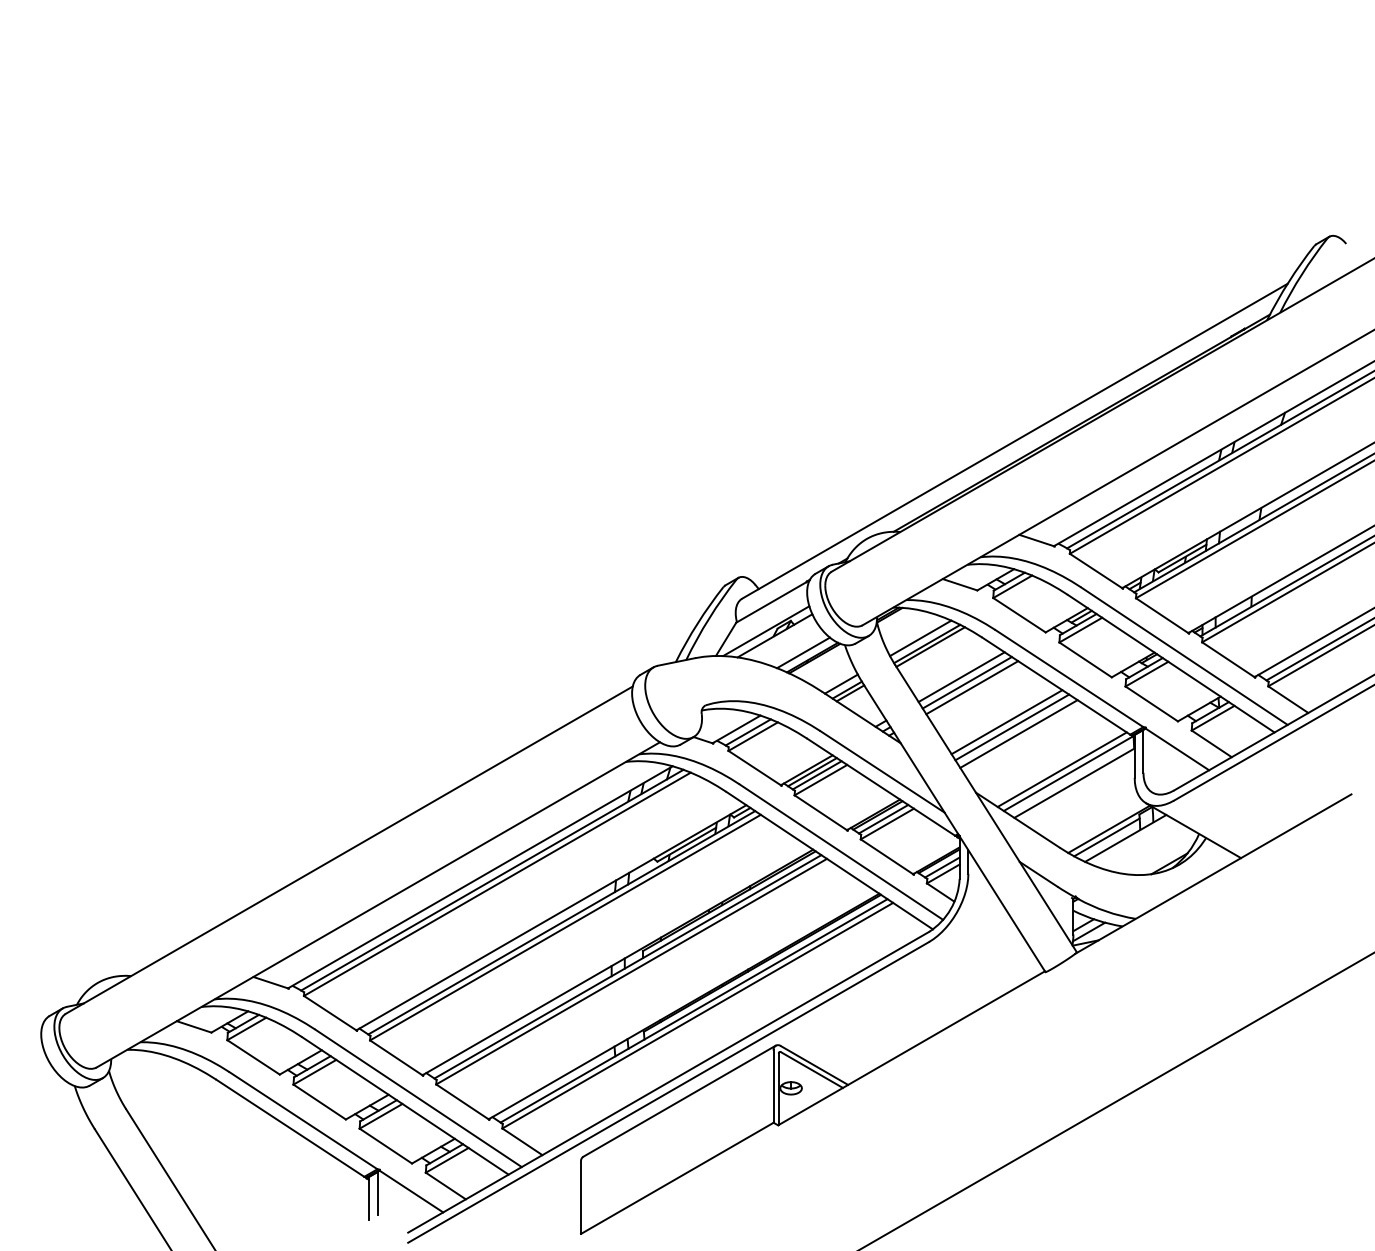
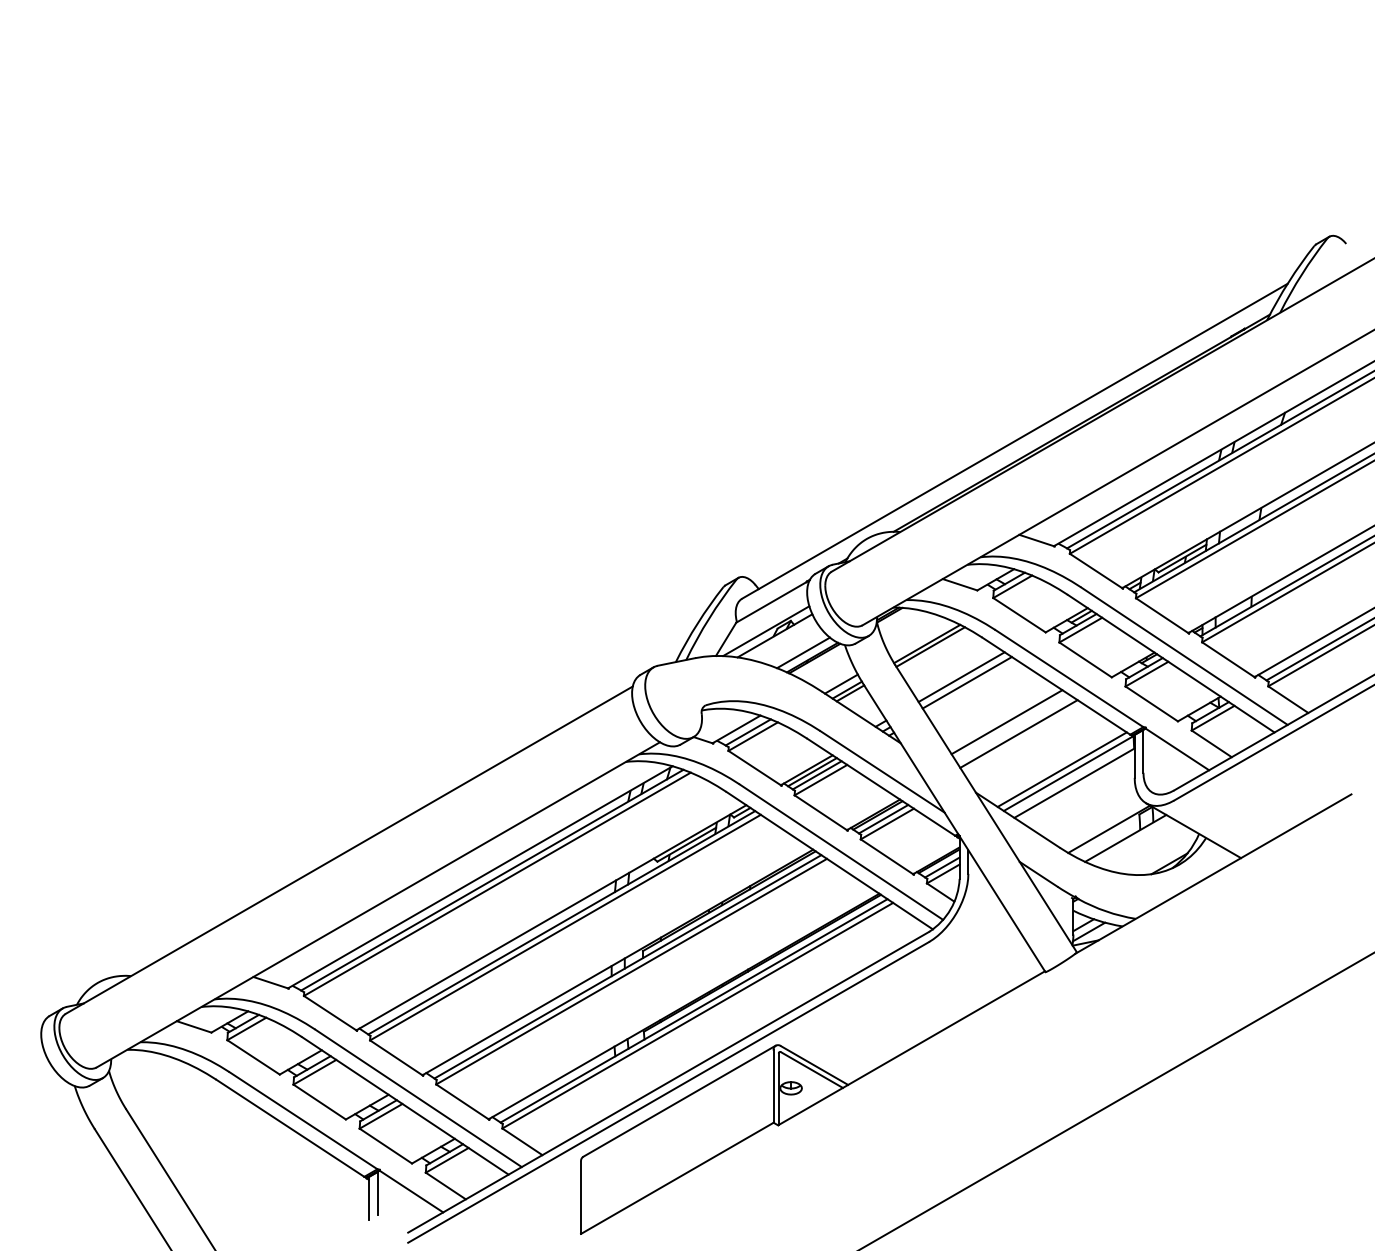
line: present -> none (920, 638)
line: present -> none (972, 687)
line: present -> none (1012, 727)
line: present -> none (1106, 837)
